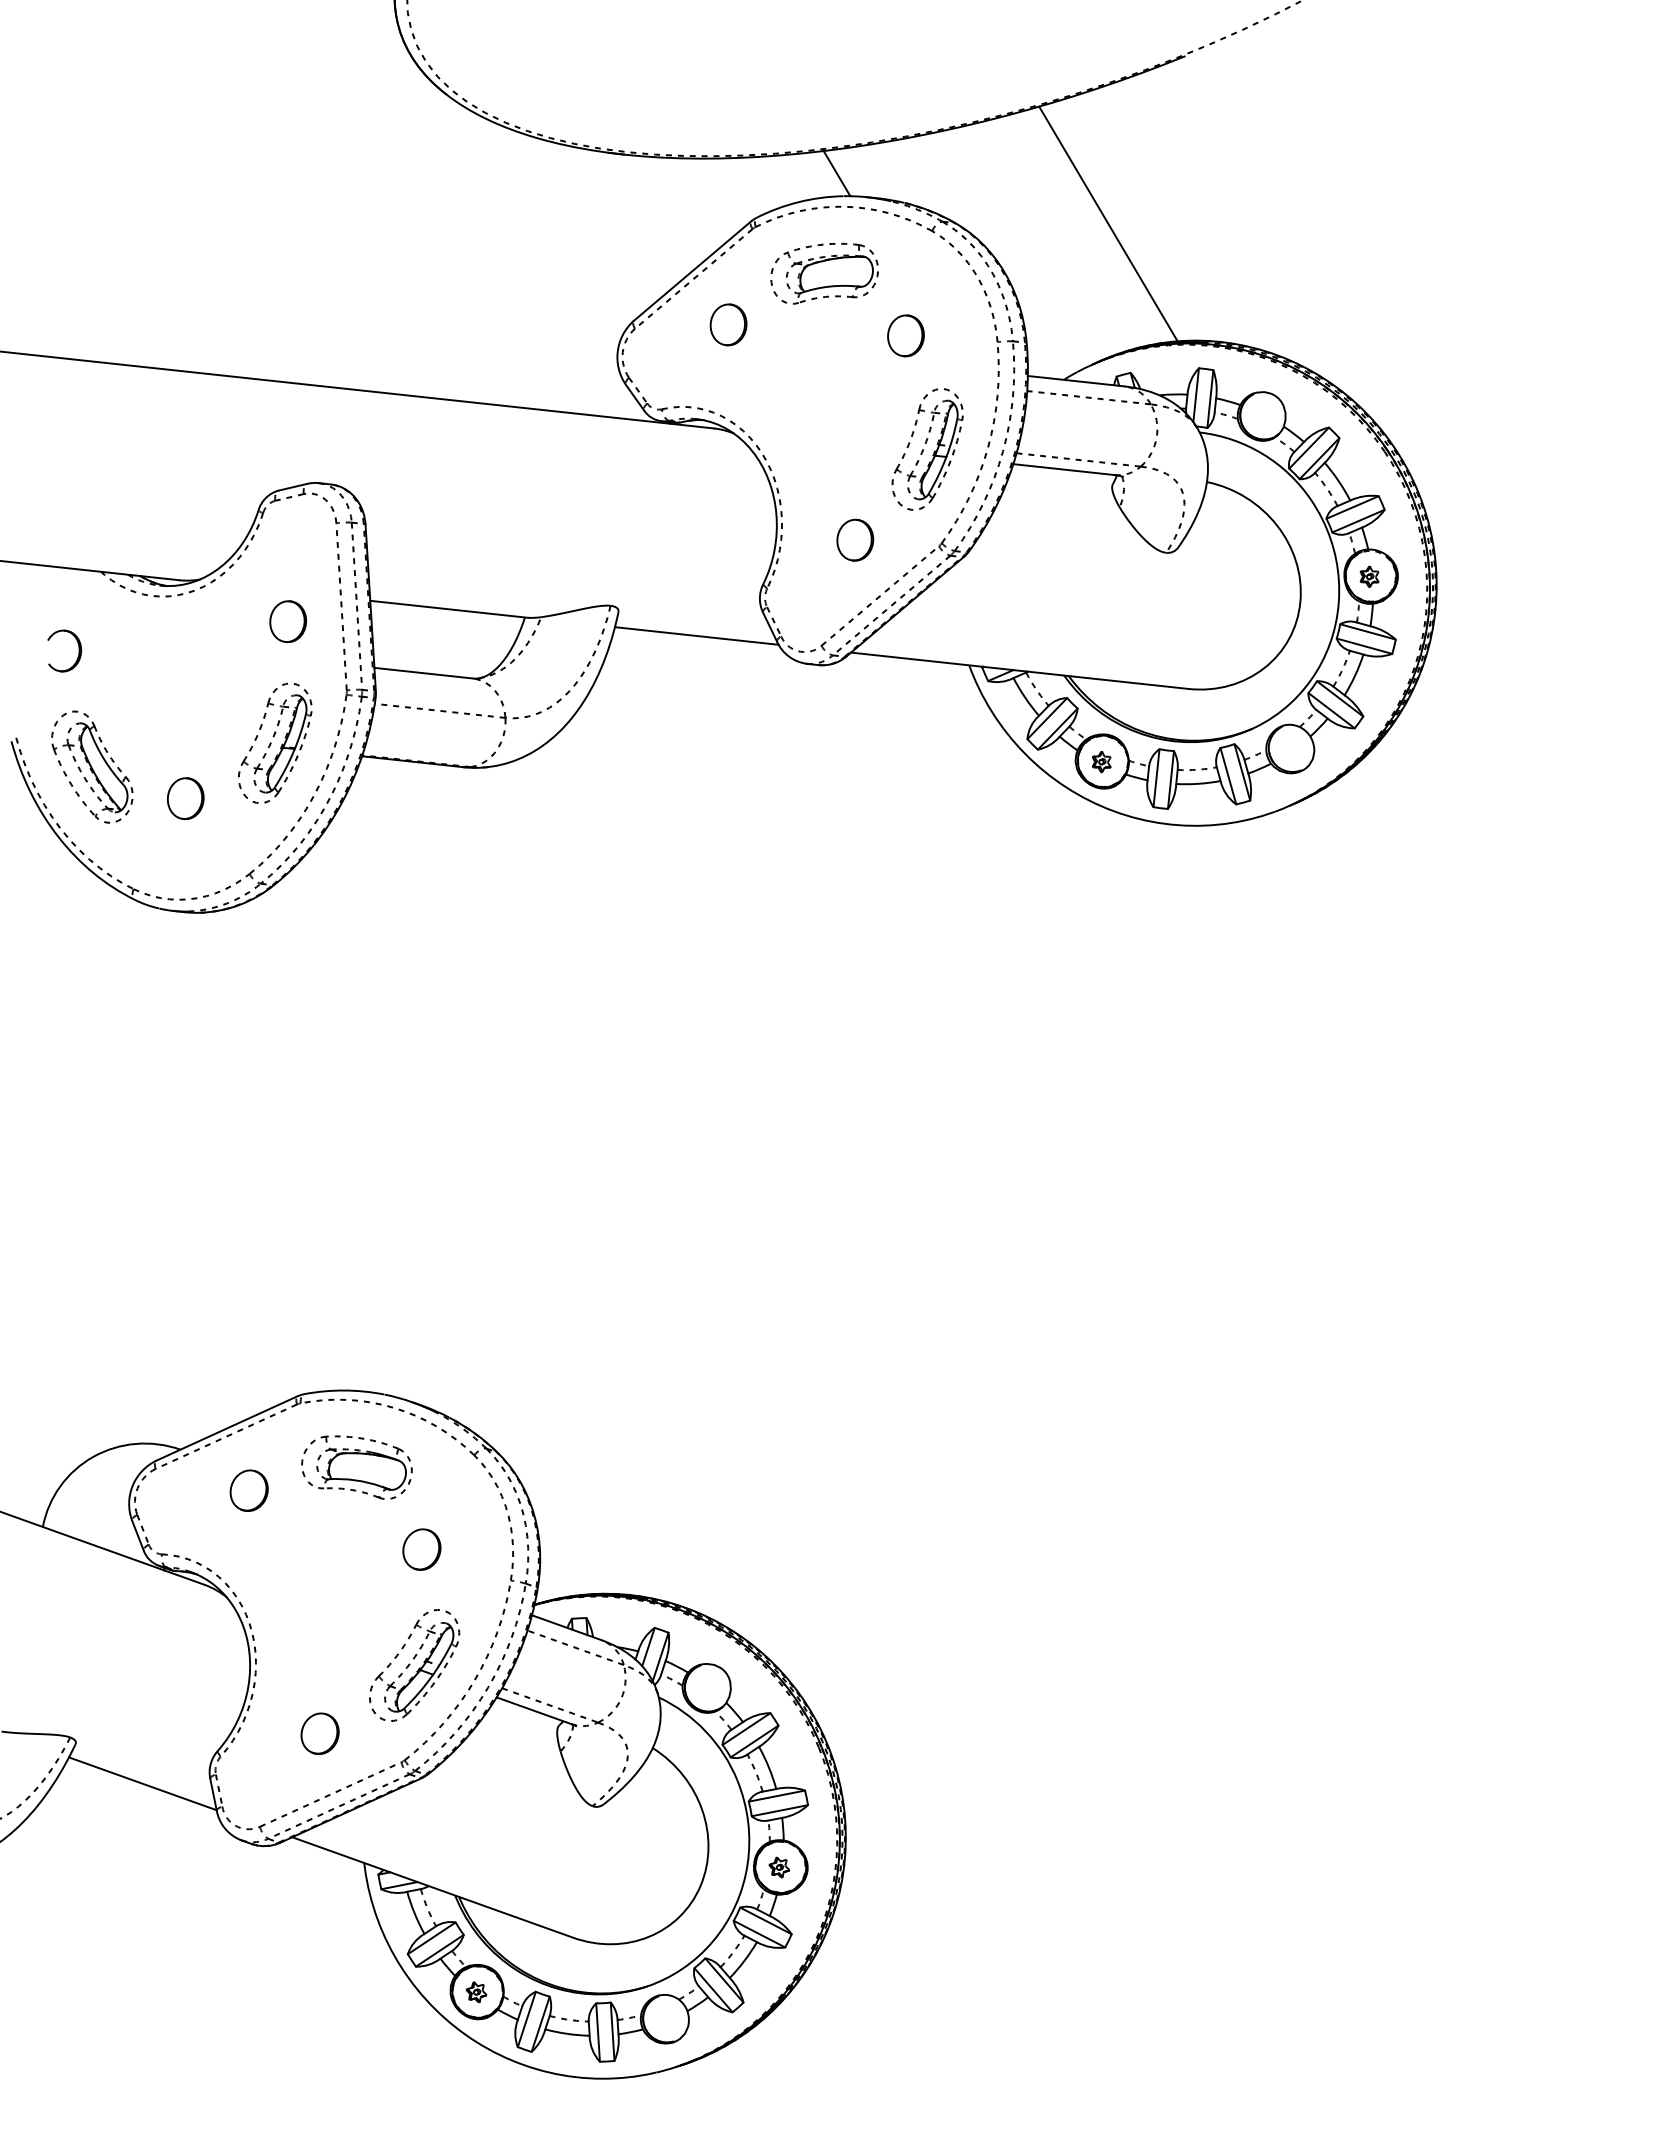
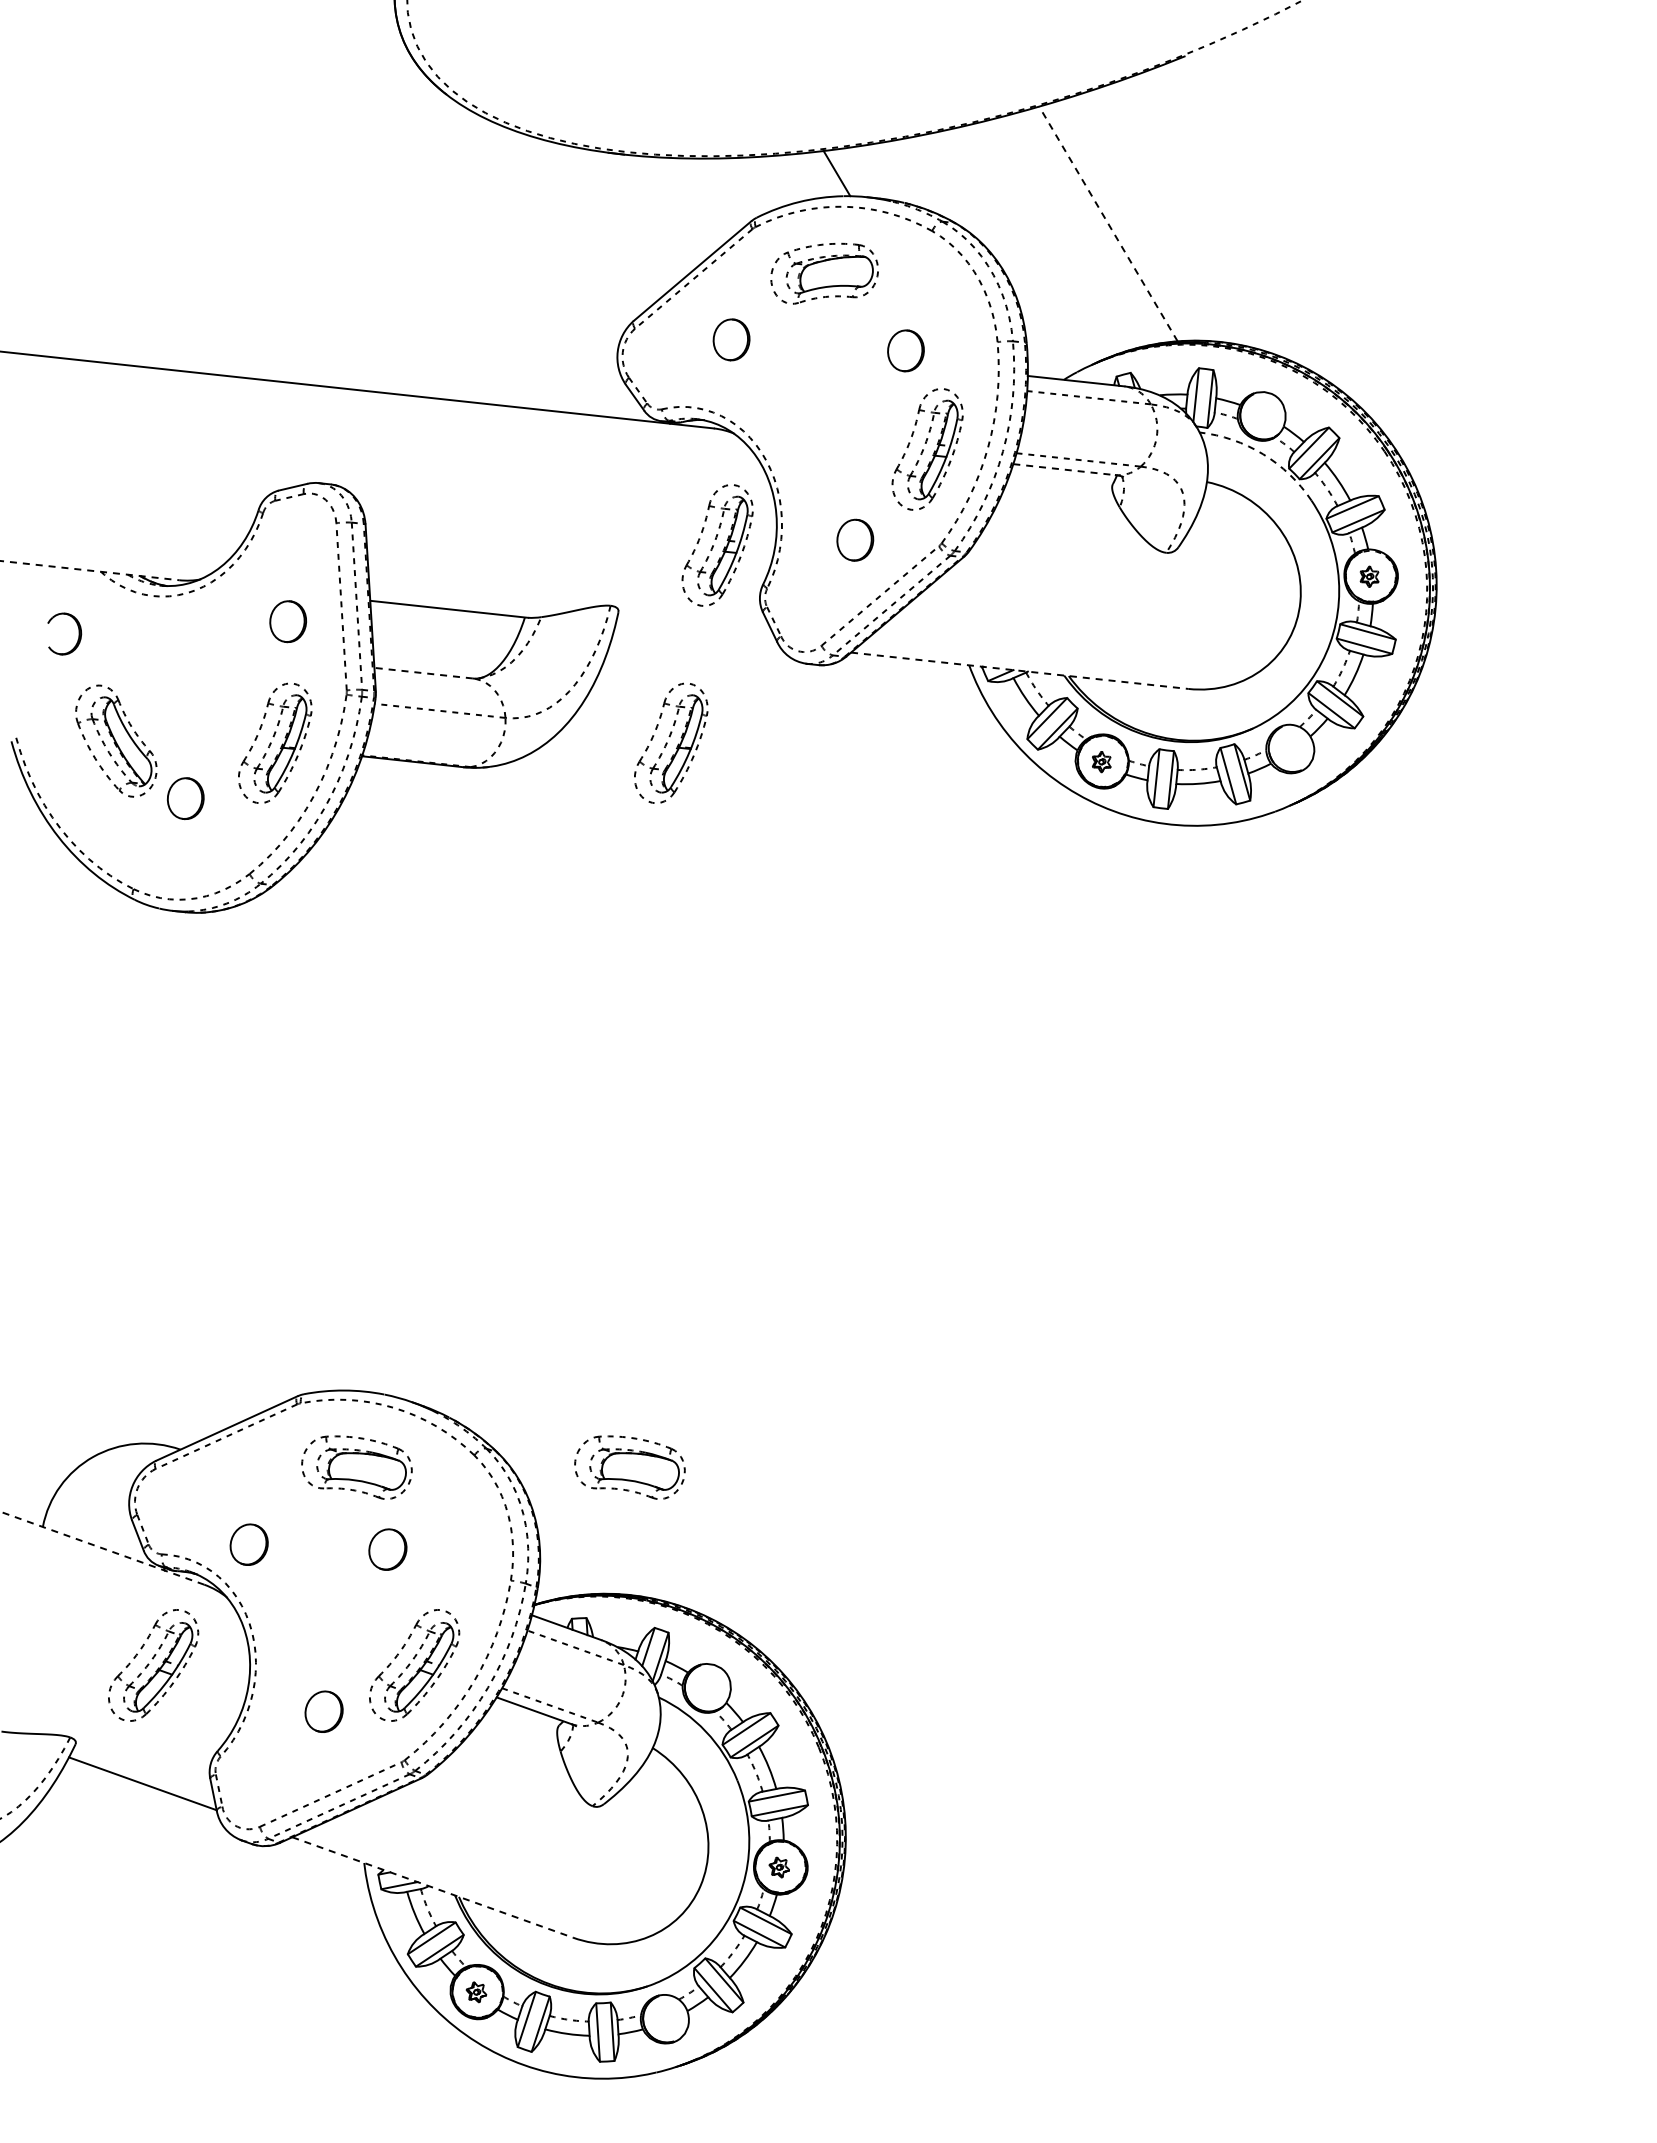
line: solid -> dashed (1108, 223)
part position: (728, 324) -> (731, 339) (731, 339)
part position: (905, 335) -> (905, 350) (905, 350)
arc: solid -> dashed (1263, 454)
line: solid -> dashed (1064, 469)
part: none -> present (717, 545)
line: solid -> dashed (89, 570)
line: present -> none (696, 635)
part position: (78, 650) -> (78, 633) (78, 633)
line: solid -> dashed (1019, 670)
line: solid -> dashed (423, 673)
part: none -> present (671, 742)
part position: (92, 766) -> (116, 740) (116, 740)
part: none -> present (629, 1467)
part position: (248, 1490) -> (248, 1544) (248, 1544)
line: solid -> dashed (101, 1548)
part position: (421, 1549) -> (387, 1549) (387, 1549)
part: none -> present (153, 1665)
part position: (319, 1733) -> (323, 1711) (323, 1711)
line: solid -> dashed (433, 1887)
